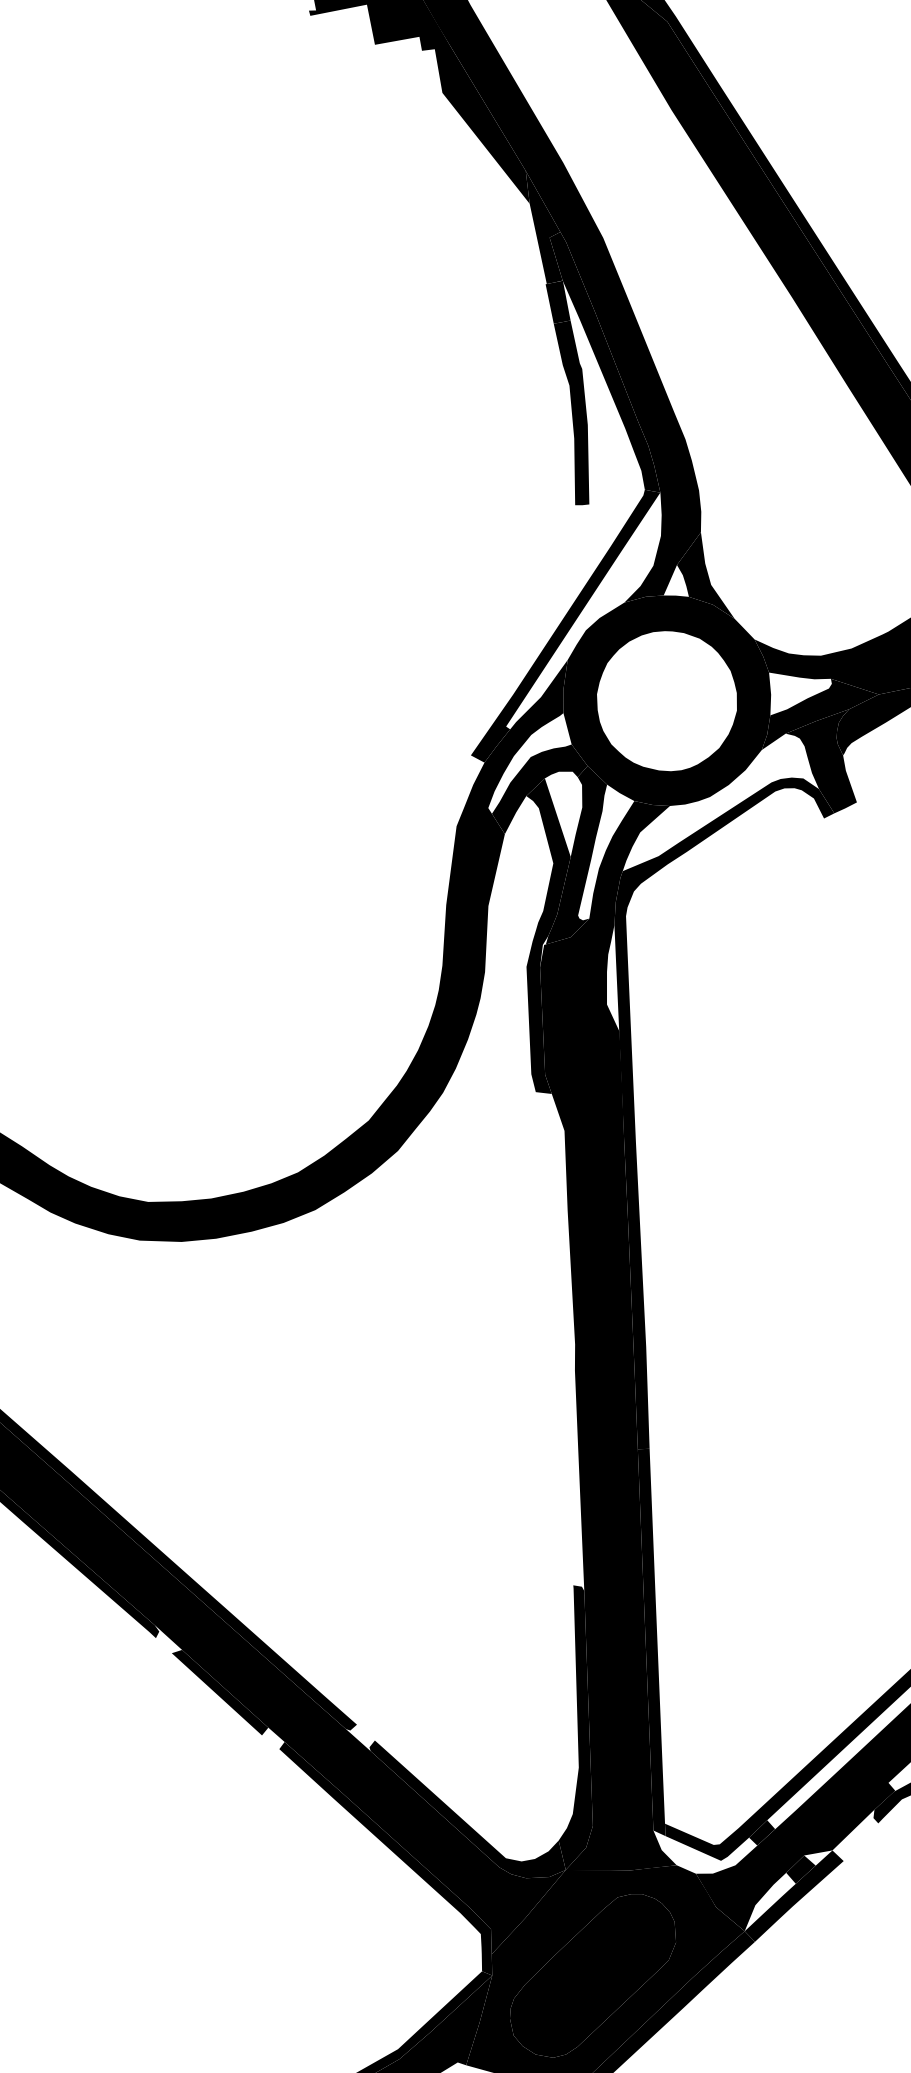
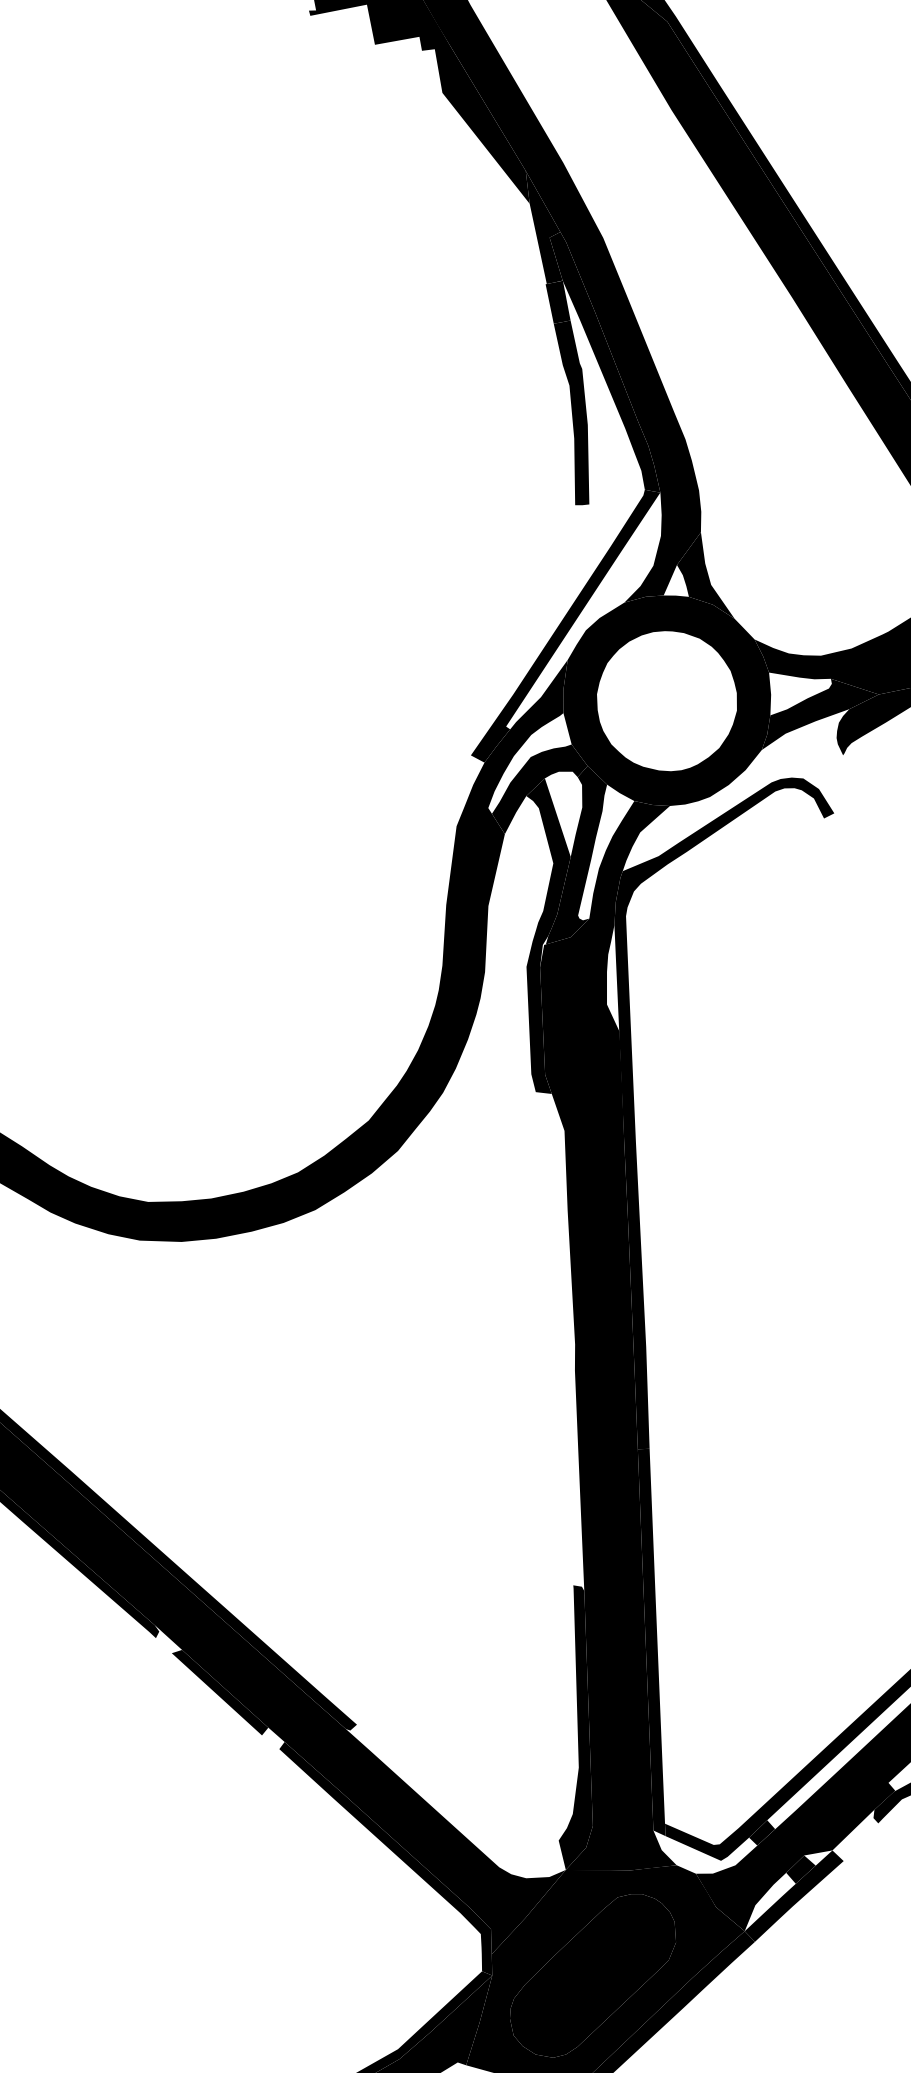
fill: present -> none (820, 761)
fill: present -> none (467, 1809)
